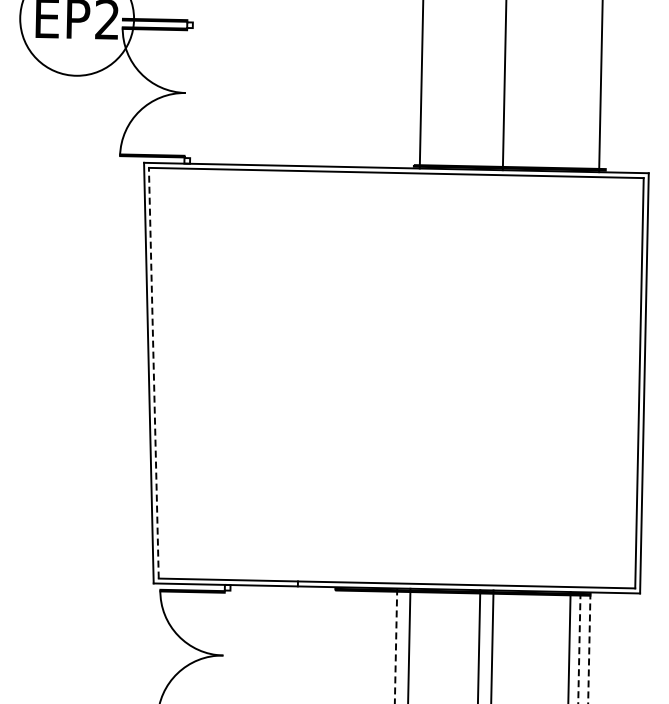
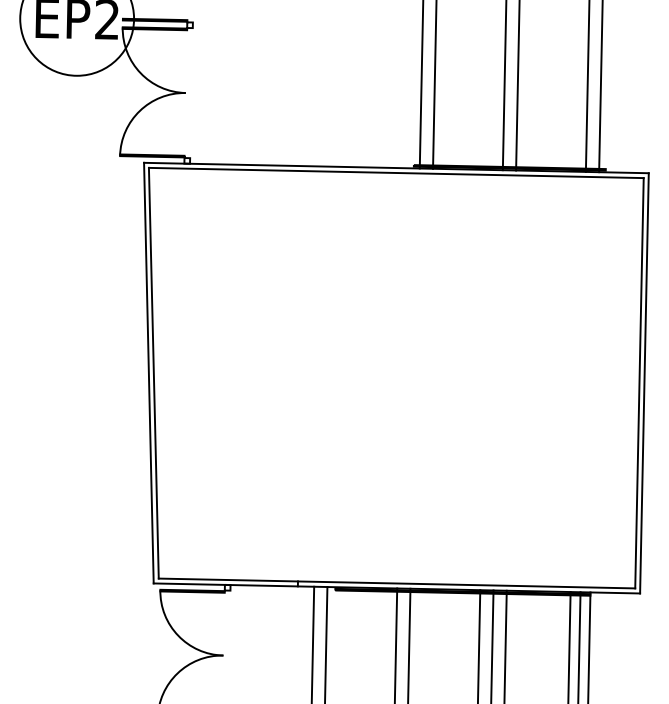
line: none -> present (434, 85)
line: none -> present (517, 86)
line: none -> present (587, 86)
line: dashed -> solid (153, 372)
line: none -> present (312, 643)
line: none -> present (326, 643)
line: none -> present (505, 645)
line: dashed -> solid (396, 646)
line: dashed -> solid (579, 648)
line: dashed -> solid (589, 648)
